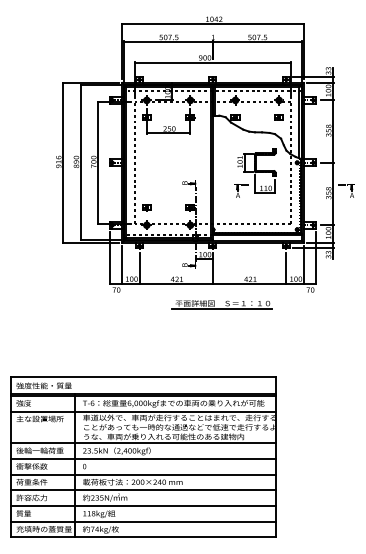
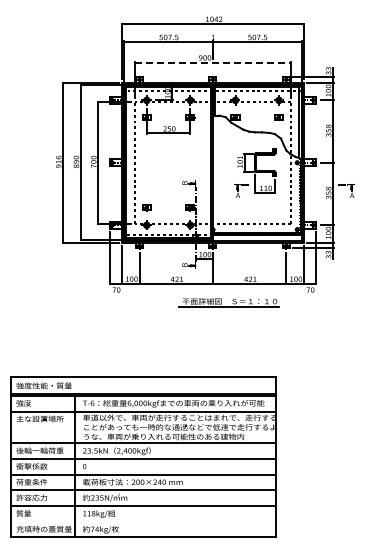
line: solid -> dashed (213, 62)
part position: (221, 304) -> (228, 302) (228, 302)
line: present -> none (142, 521)
